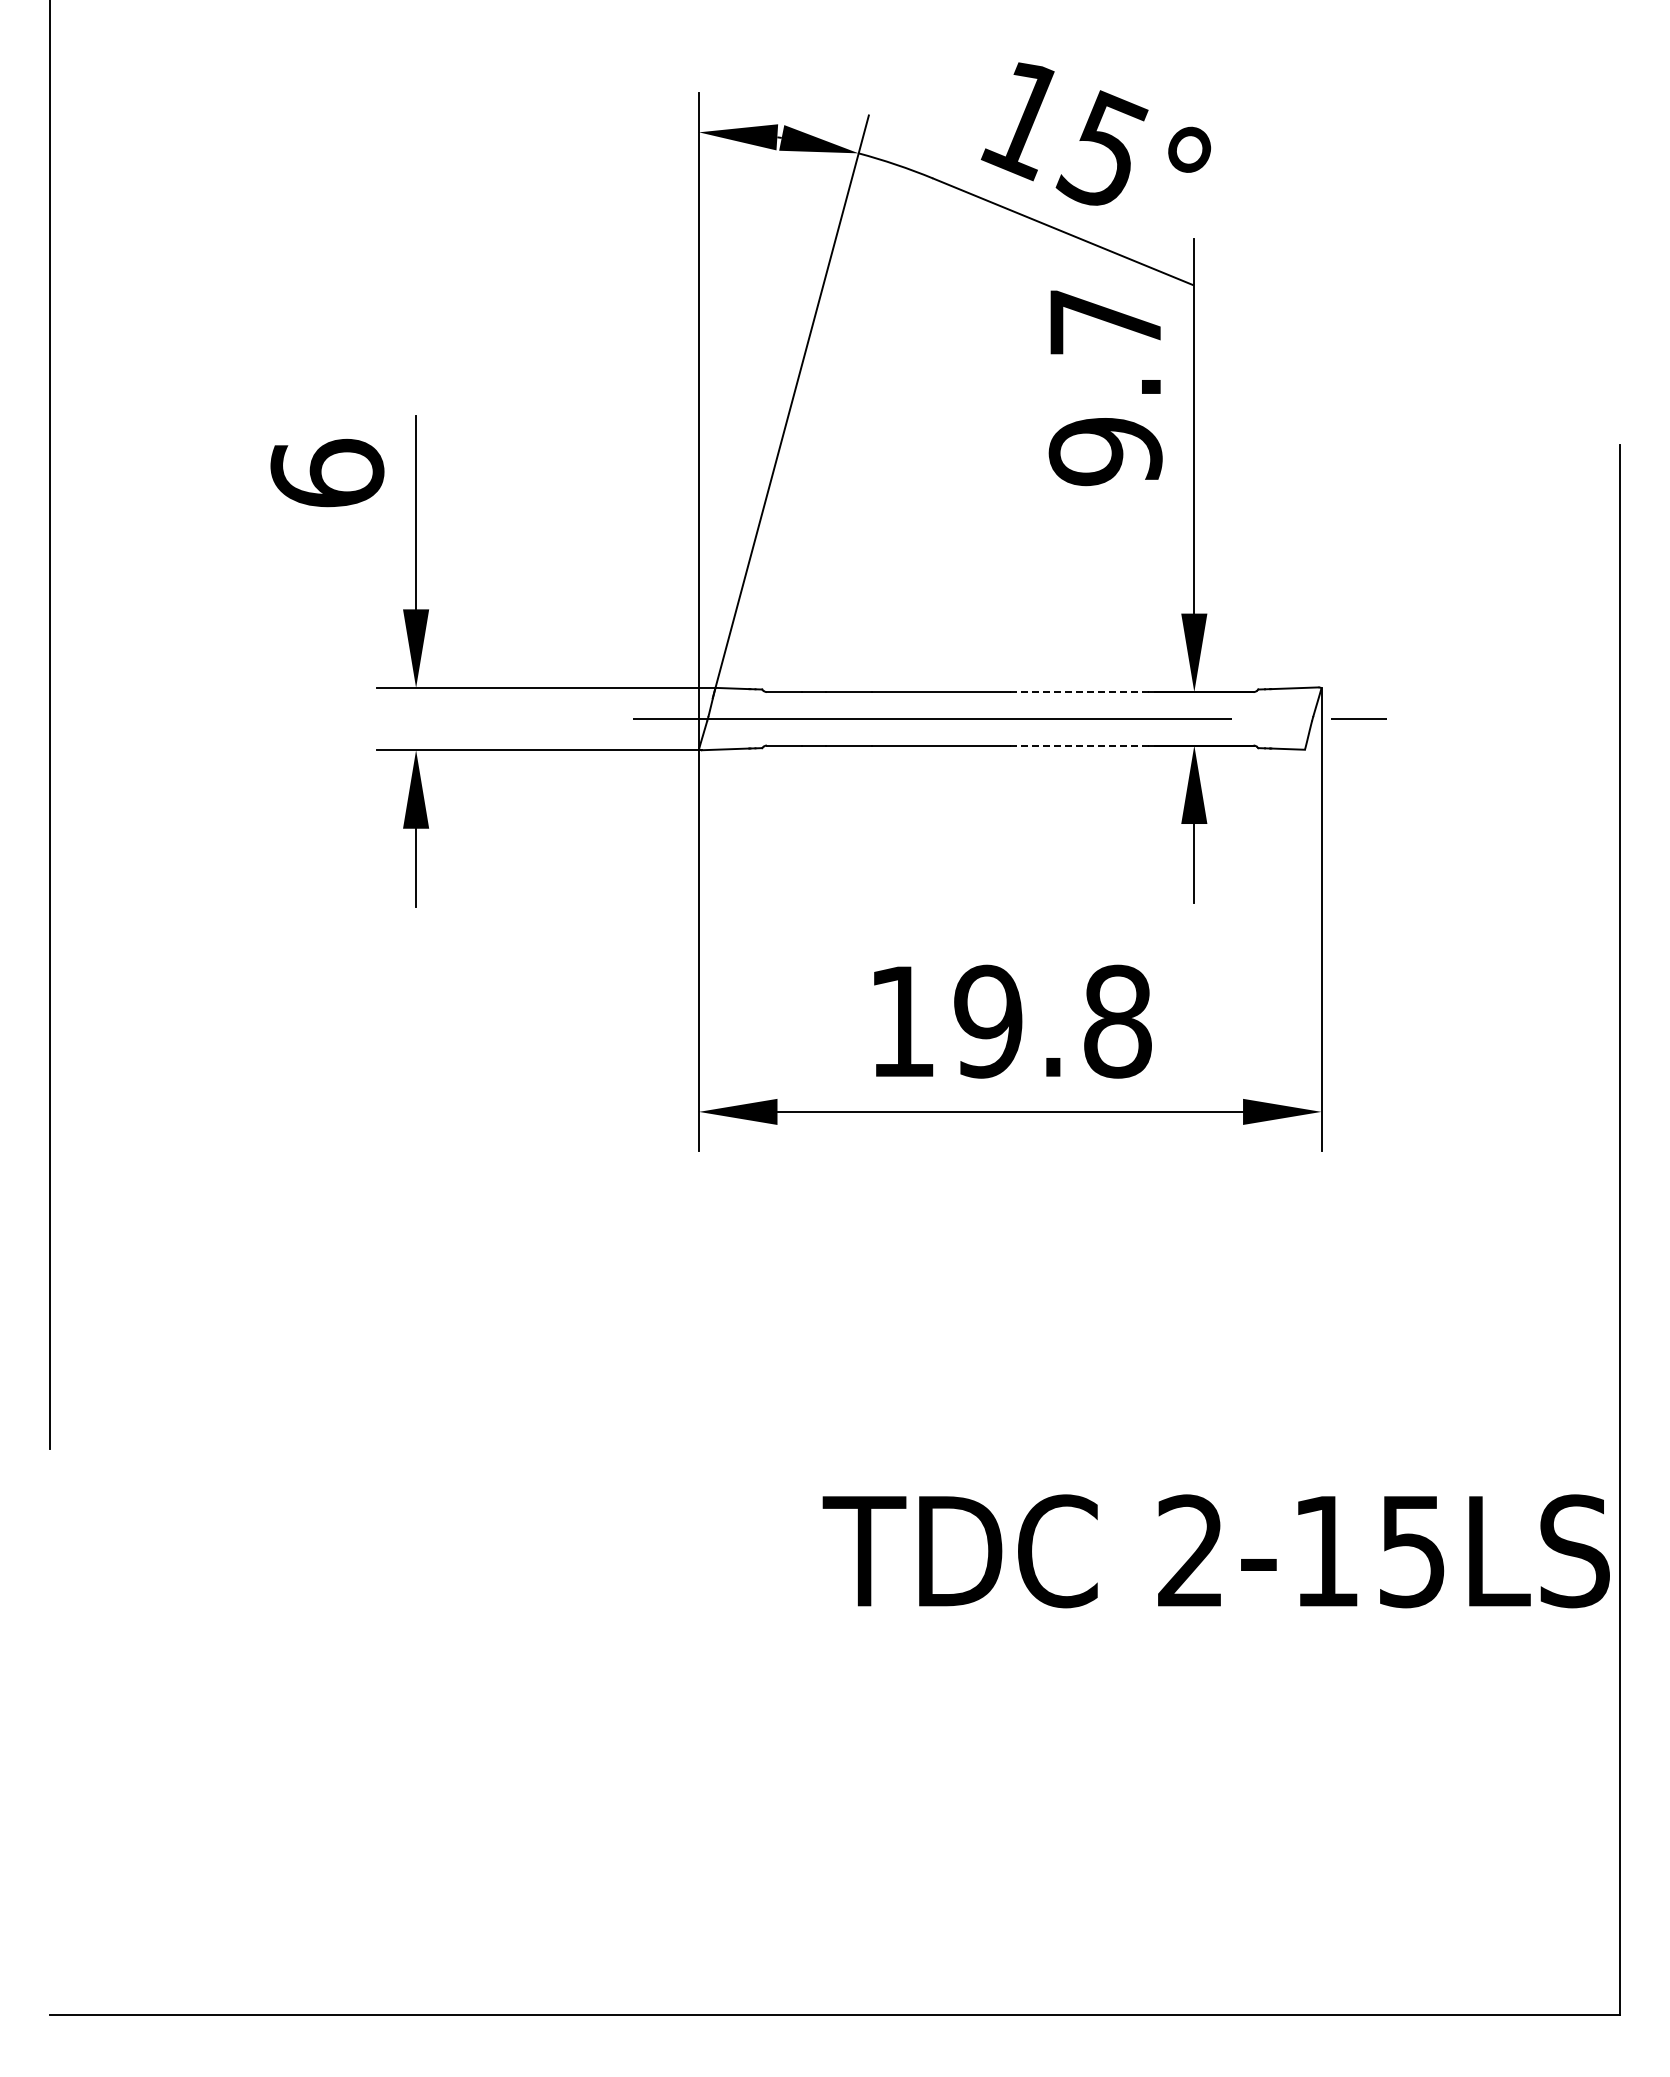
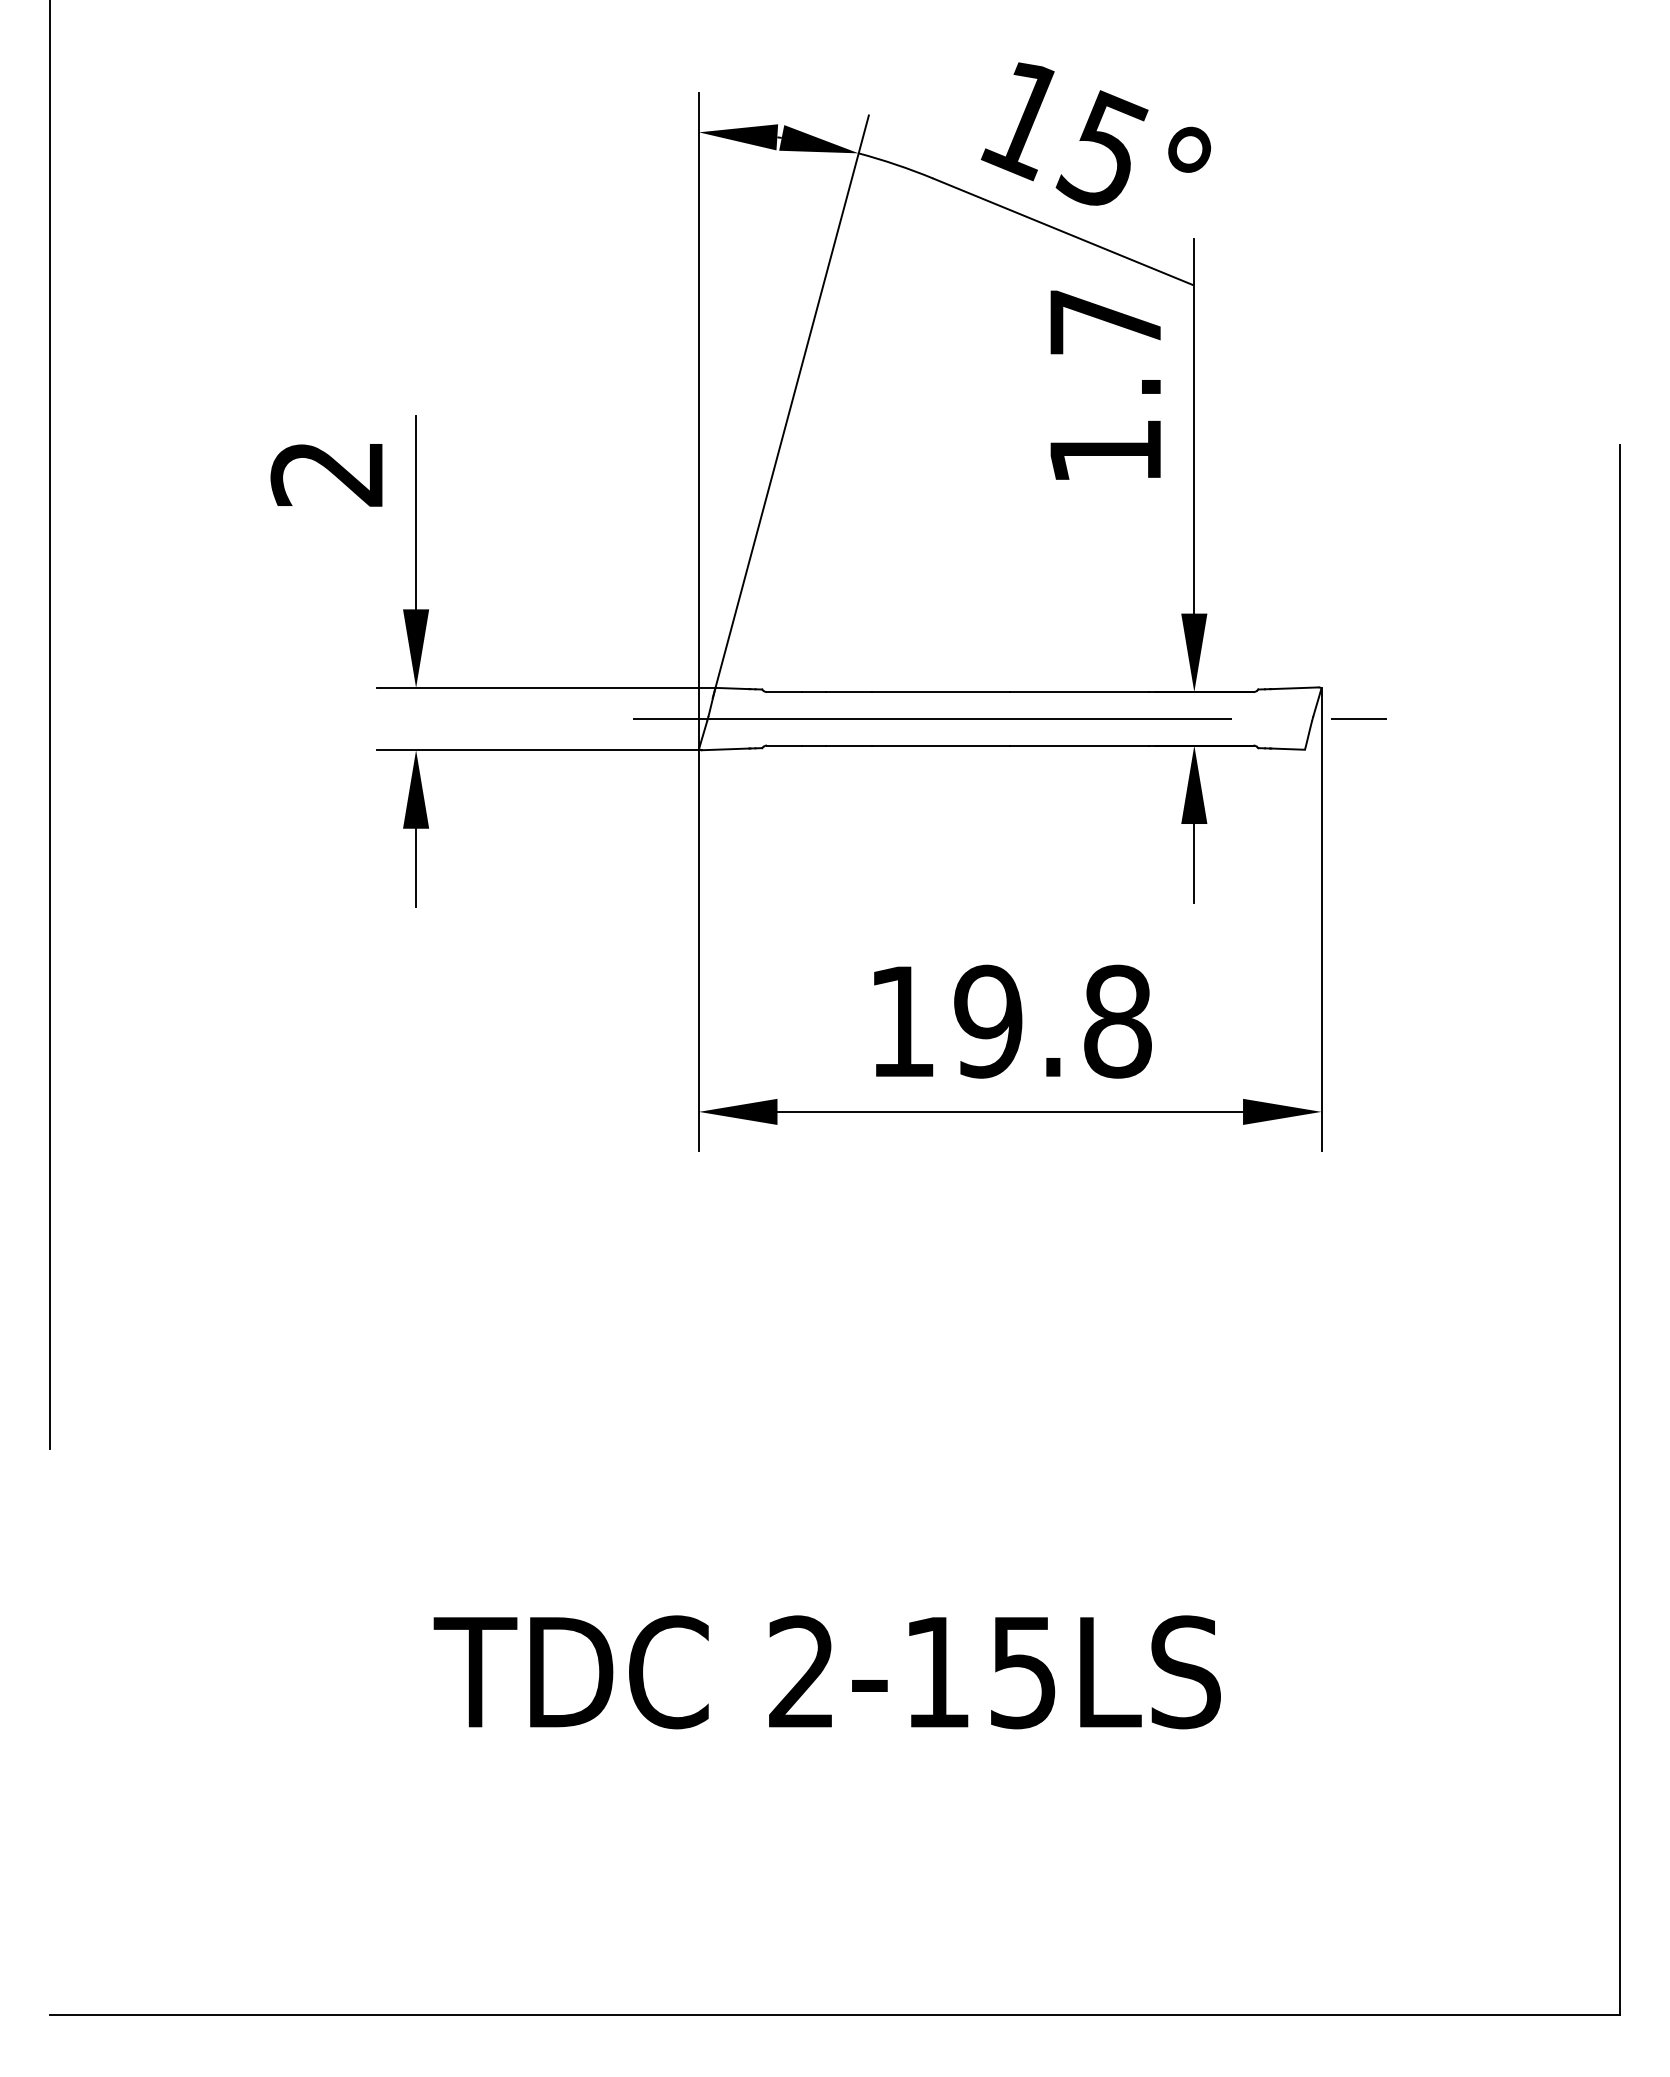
text: 9.7 -> 1.7 (1105, 452)
text: 6 -> 2 (327, 472)
line: dashed -> solid (1079, 692)
line: dashed -> solid (1079, 745)
text position: (1215, 1551) -> (826, 1672) (826, 1672)
